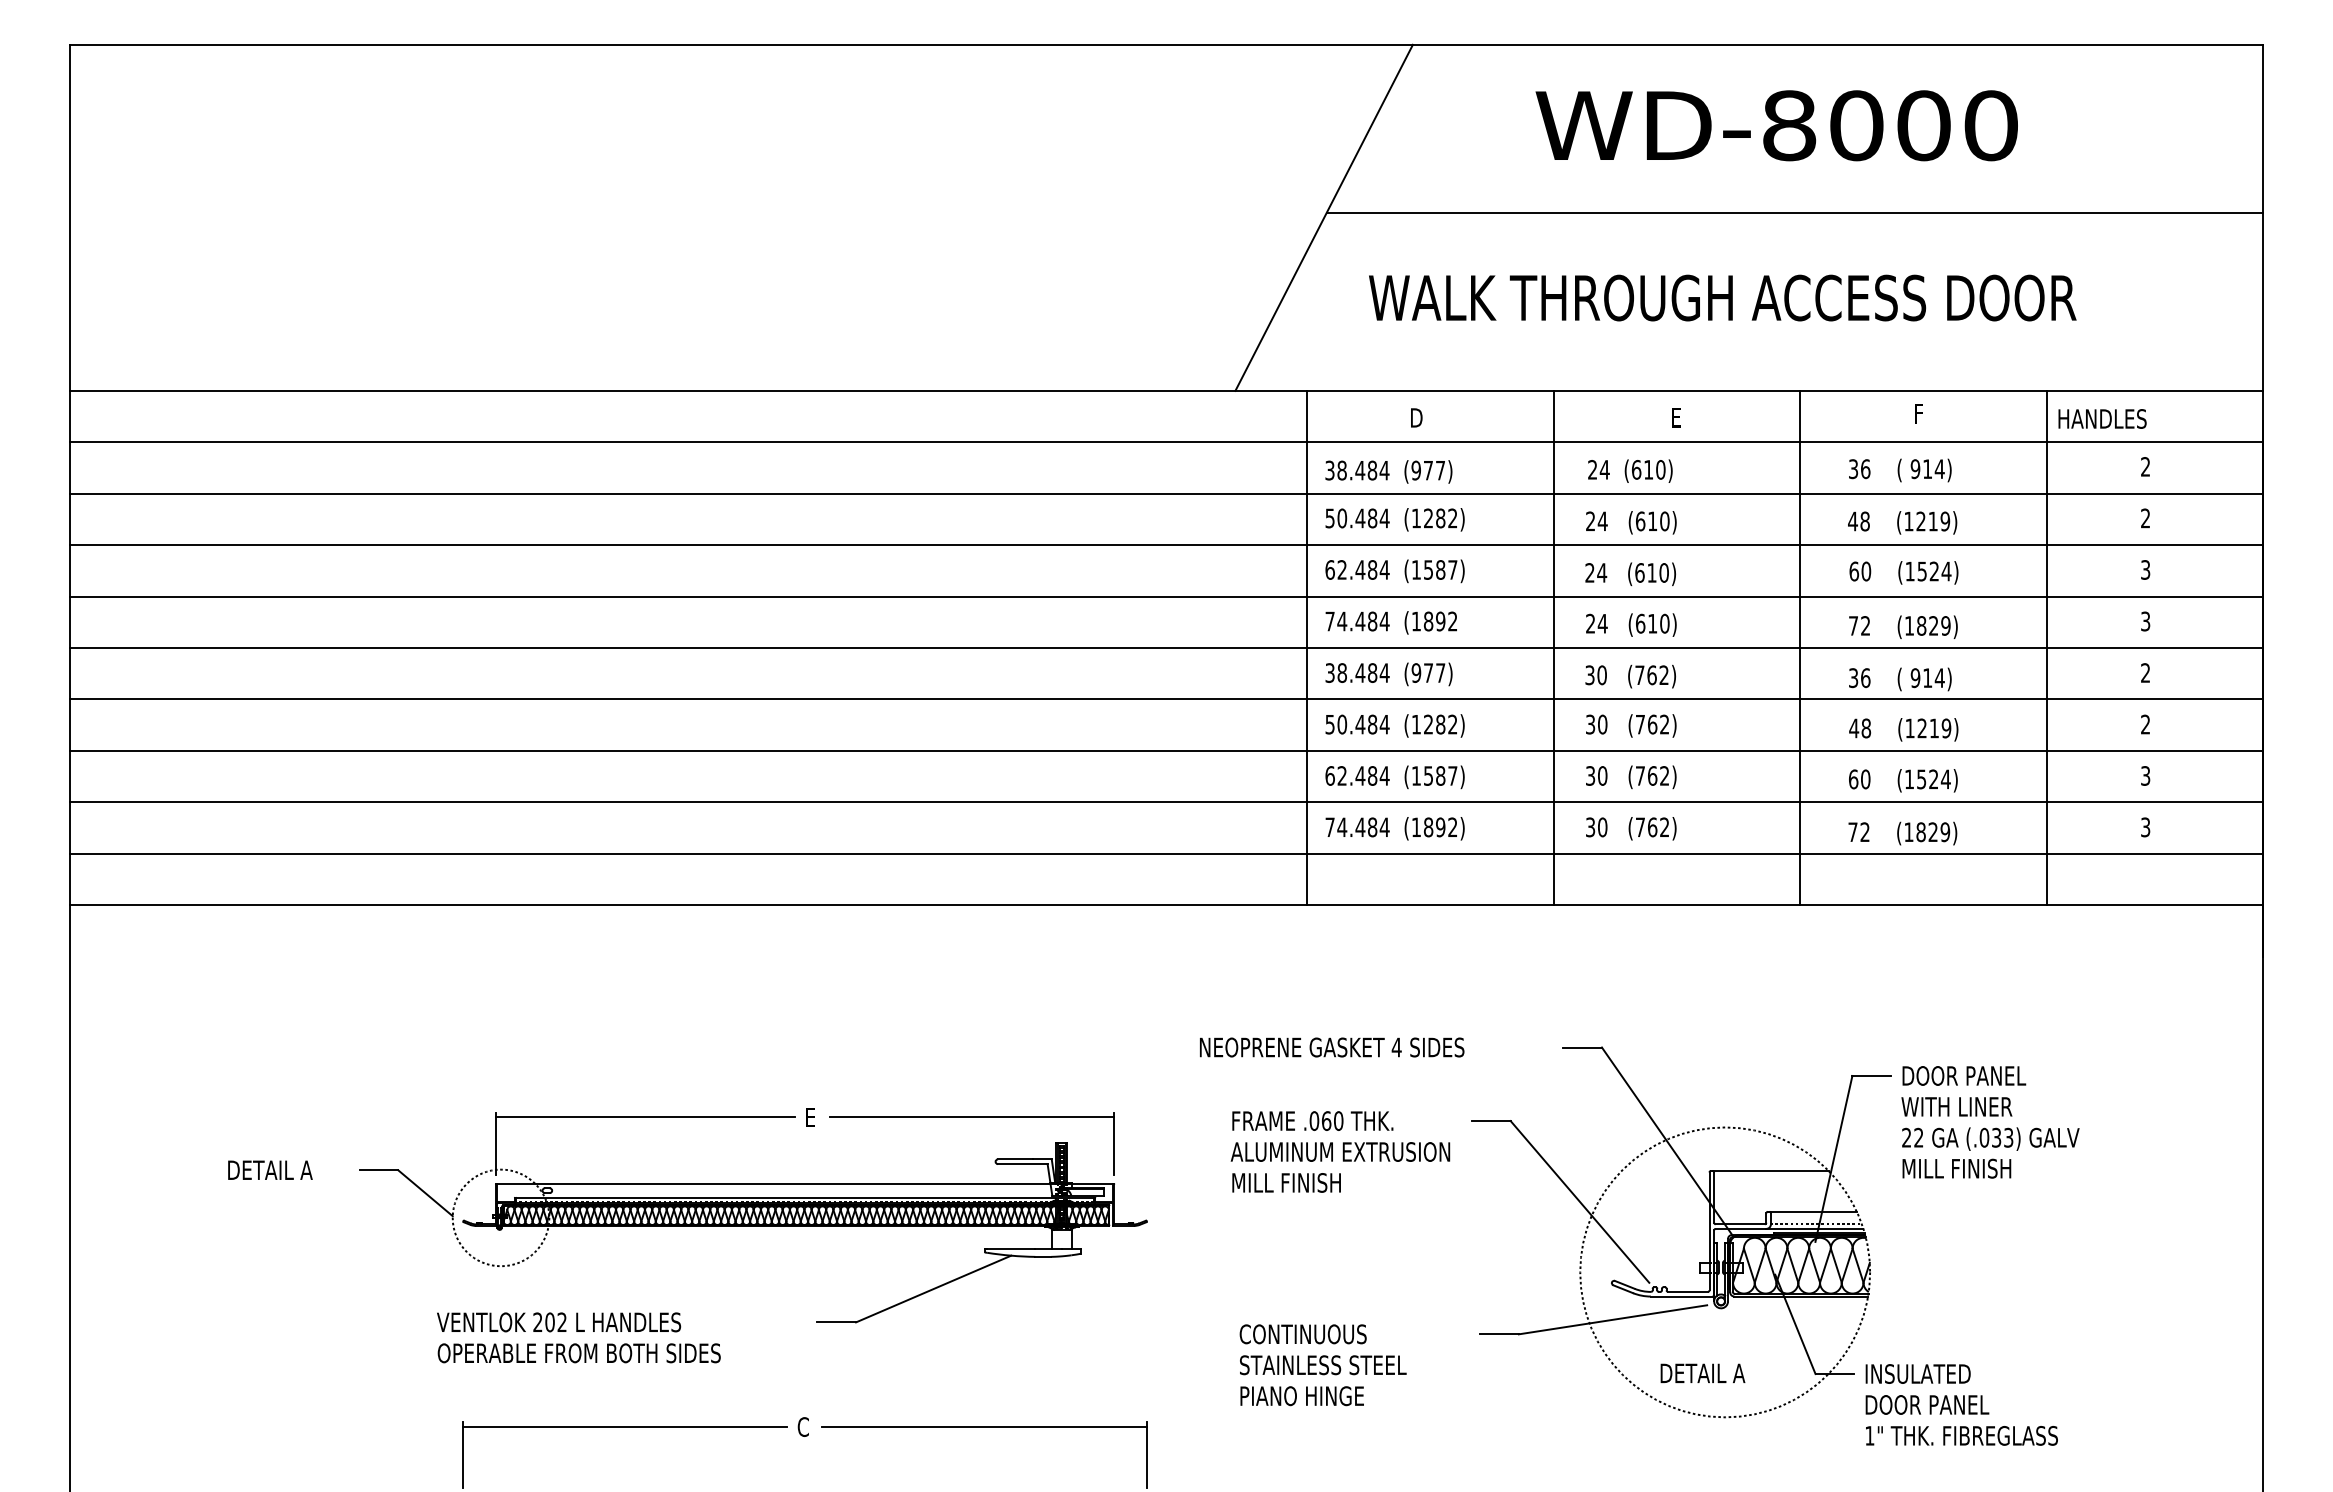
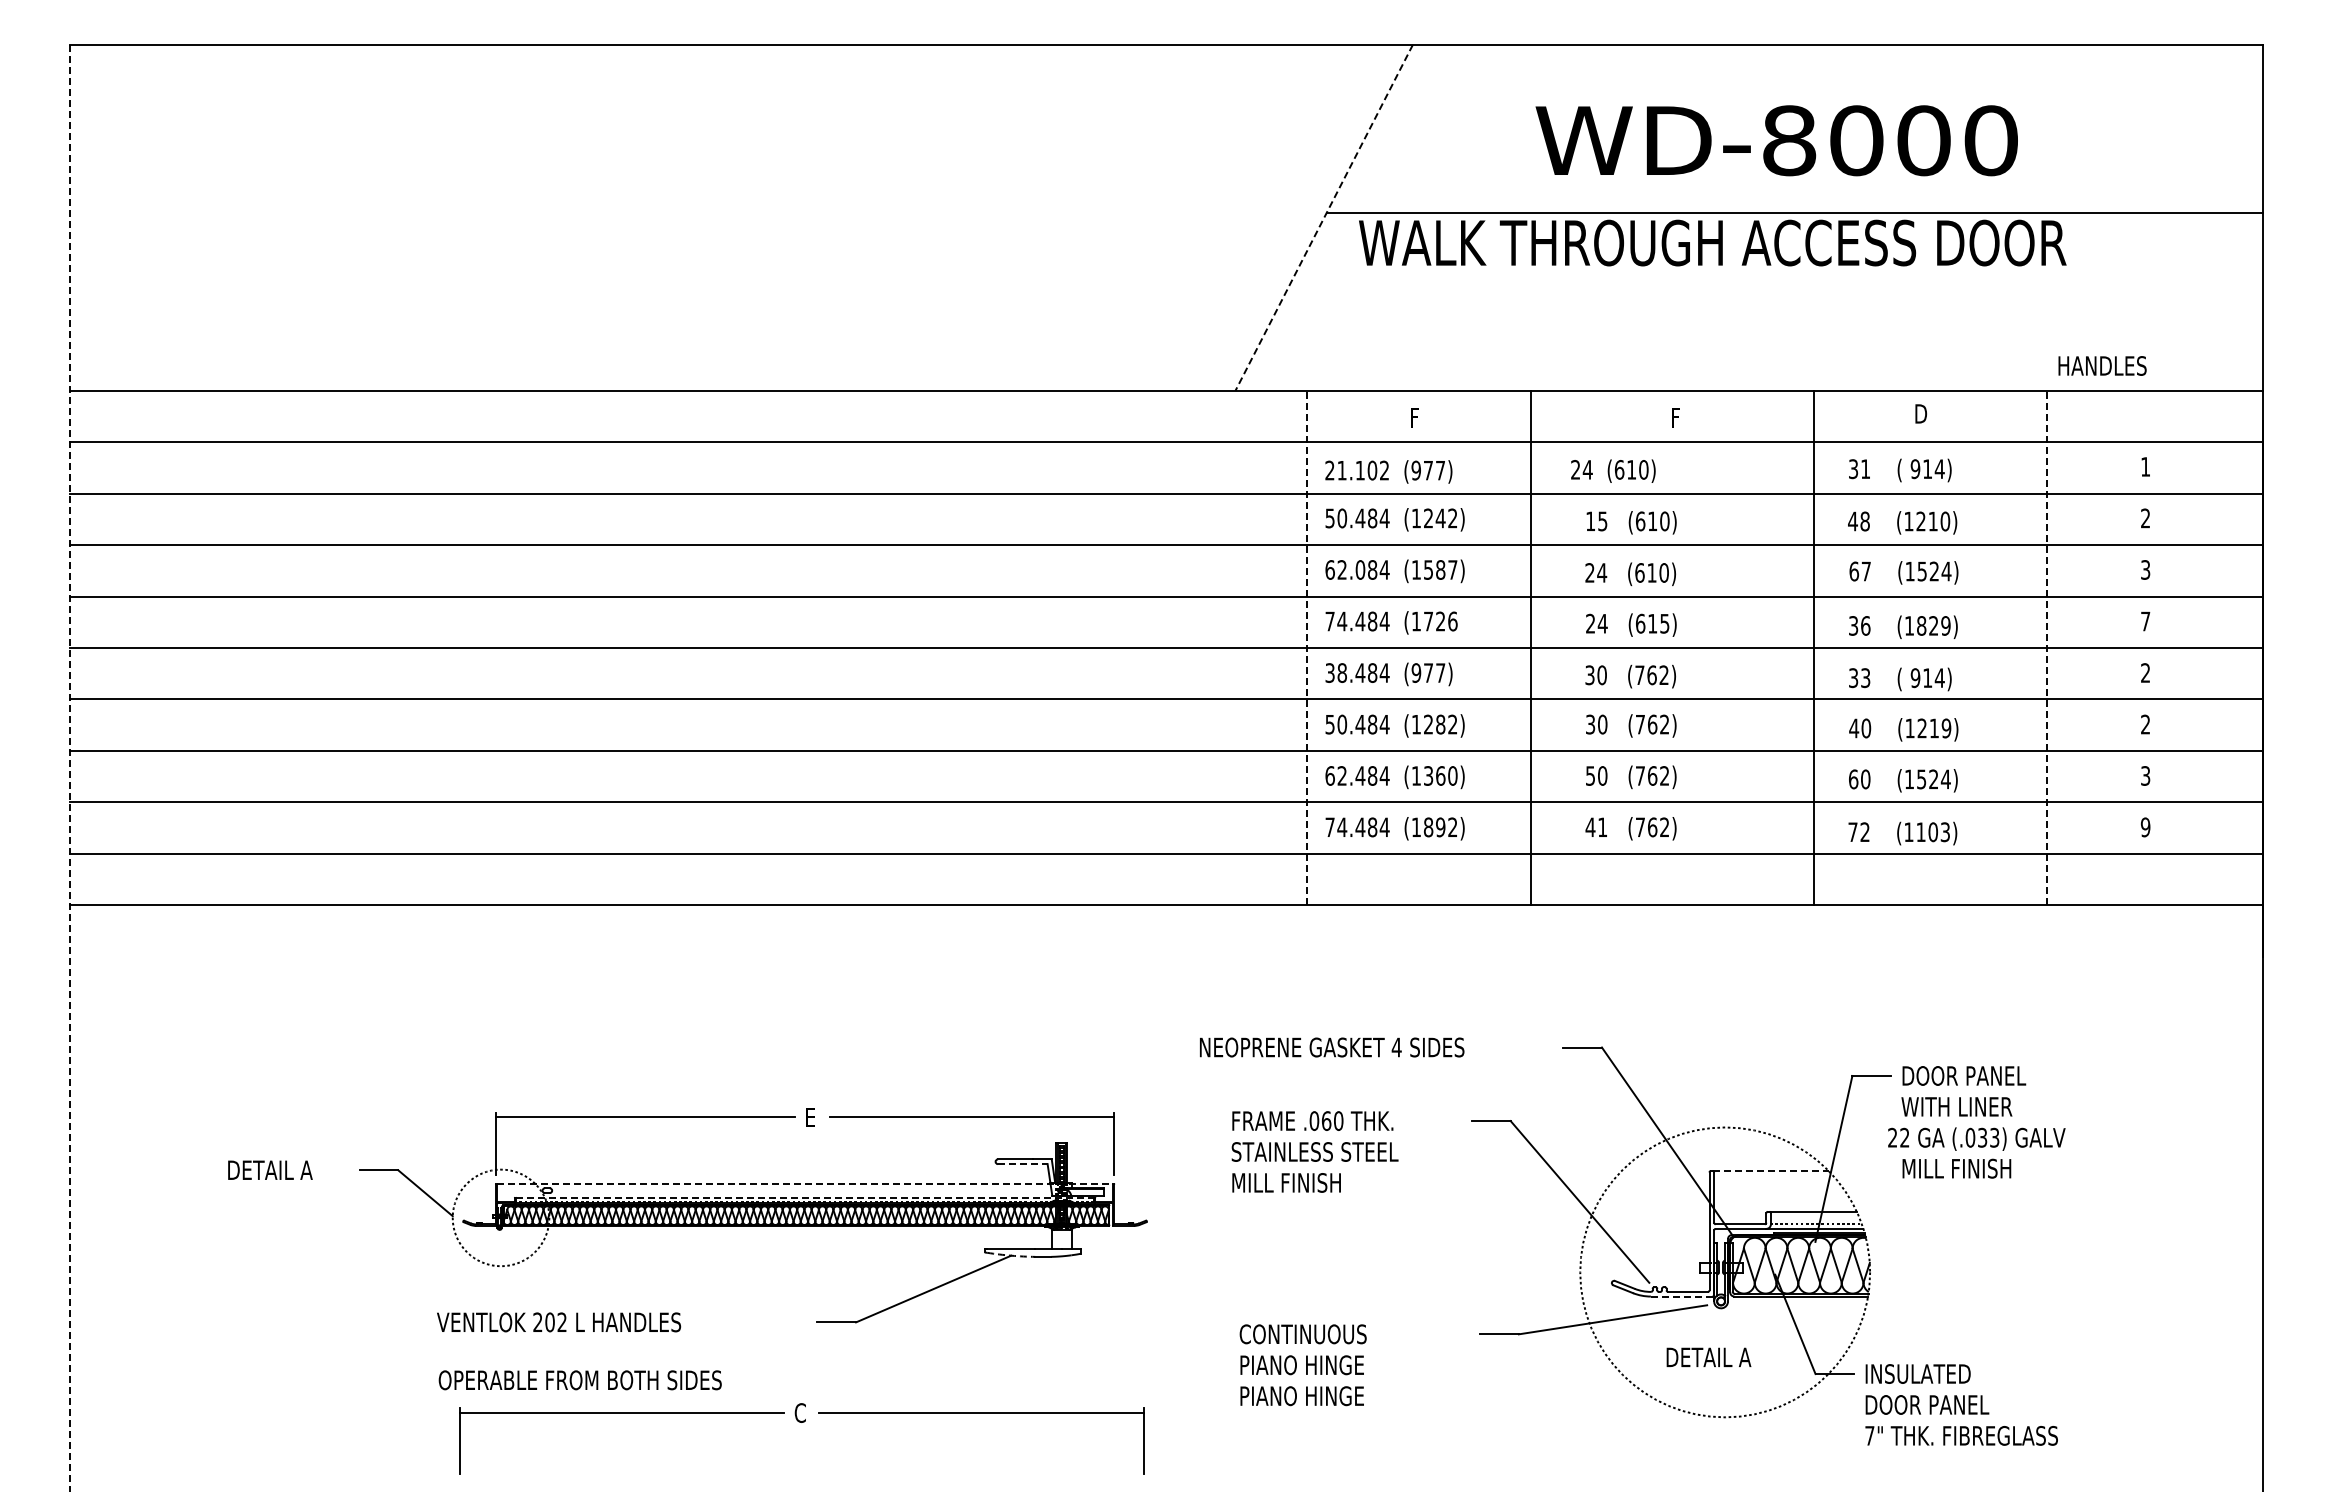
text position: (1776, 125) -> (1776, 140) (1776, 140)
line: solid -> dashed (1323, 218)
text position: (1722, 297) -> (1712, 242) (1712, 242)
text: F -> D (1921, 413)
text: D -> F (1416, 417)
text: E -> F (1677, 417)
text position: (2102, 418) -> (2102, 365) (2102, 365)
text: 2 -> 1 (2145, 466)
text: 36 -> 31 (1865, 469)
text: 38.484 -> 21.102 (1357, 470)
text position: (1630, 470) -> (1613, 470) (1613, 470)
text: (1282) -> (1242) (1440, 518)
text: 24 -> 15 (1596, 521)
text: (1219) -> (1210) (1945, 521)
text: 62.484 -> 62.084 (1360, 569)
text: 60 -> 67 (1866, 571)
text: (1892 -> (1726 (1440, 621)
text: 3 -> 7 (2145, 621)
text: (610) -> (615) (1664, 623)
text: 72 -> 36 (1859, 625)
line: solid -> dashed (1306, 647)
line position: (1553, 647) -> (1530, 647) (1530, 647)
line position: (1800, 647) -> (1814, 647) (1814, 647)
line: solid -> dashed (2047, 647)
text: 36 -> 33 (1865, 678)
text: 48 -> 40 (1866, 728)
line: solid -> dashed (69, 768)
text: (1587) -> (1360) (1440, 775)
text: 30 -> 50 (1590, 775)
text: 30 -> 41 (1596, 827)
text: 3 -> 9 (2145, 827)
text: (1829) -> (1103) (1933, 832)
text position: (1990, 1138) -> (1976, 1138) (1976, 1138)
text: ALUMINUM EXTRUSION -> STAINLESS STEEL (1340, 1151)
line: solid -> dashed (1022, 1164)
line: solid -> dashed (1771, 1170)
line: solid -> dashed (805, 1184)
line: solid -> dashed (805, 1197)
arc: solid -> dashed (1011, 1255)
line: solid -> dashed (1681, 1296)
text position: (578, 1353) -> (579, 1380) (579, 1380)
text: STAINLESS STEEL -> PIANO HINGE (1323, 1365)
text position: (1702, 1372) -> (1708, 1356) (1708, 1356)
text: 1" -> 7" (1869, 1435)
part position: (804, 1436) -> (801, 1422) (801, 1422)
